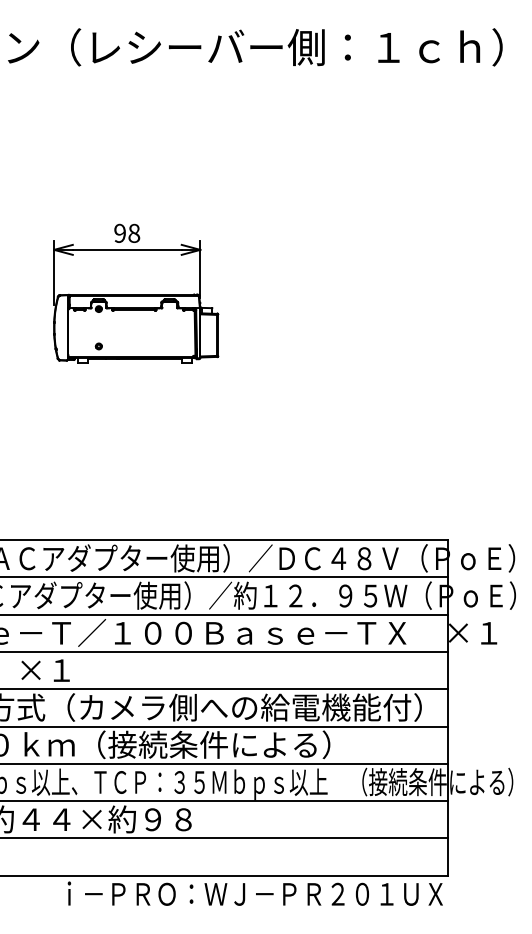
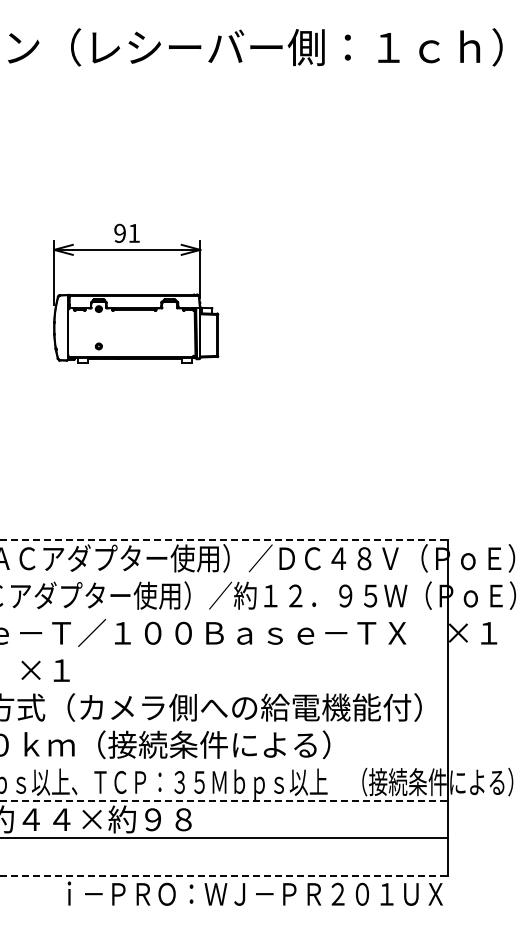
text: 98 -> 91 (134, 232)
line: solid -> dashed (224, 540)
line: present -> none (224, 577)
line: present -> none (224, 614)
line: present -> none (224, 652)
line: present -> none (224, 689)
line: present -> none (224, 726)
line: present -> none (224, 763)
line: solid -> dashed (224, 801)
line: solid -> dashed (224, 875)
